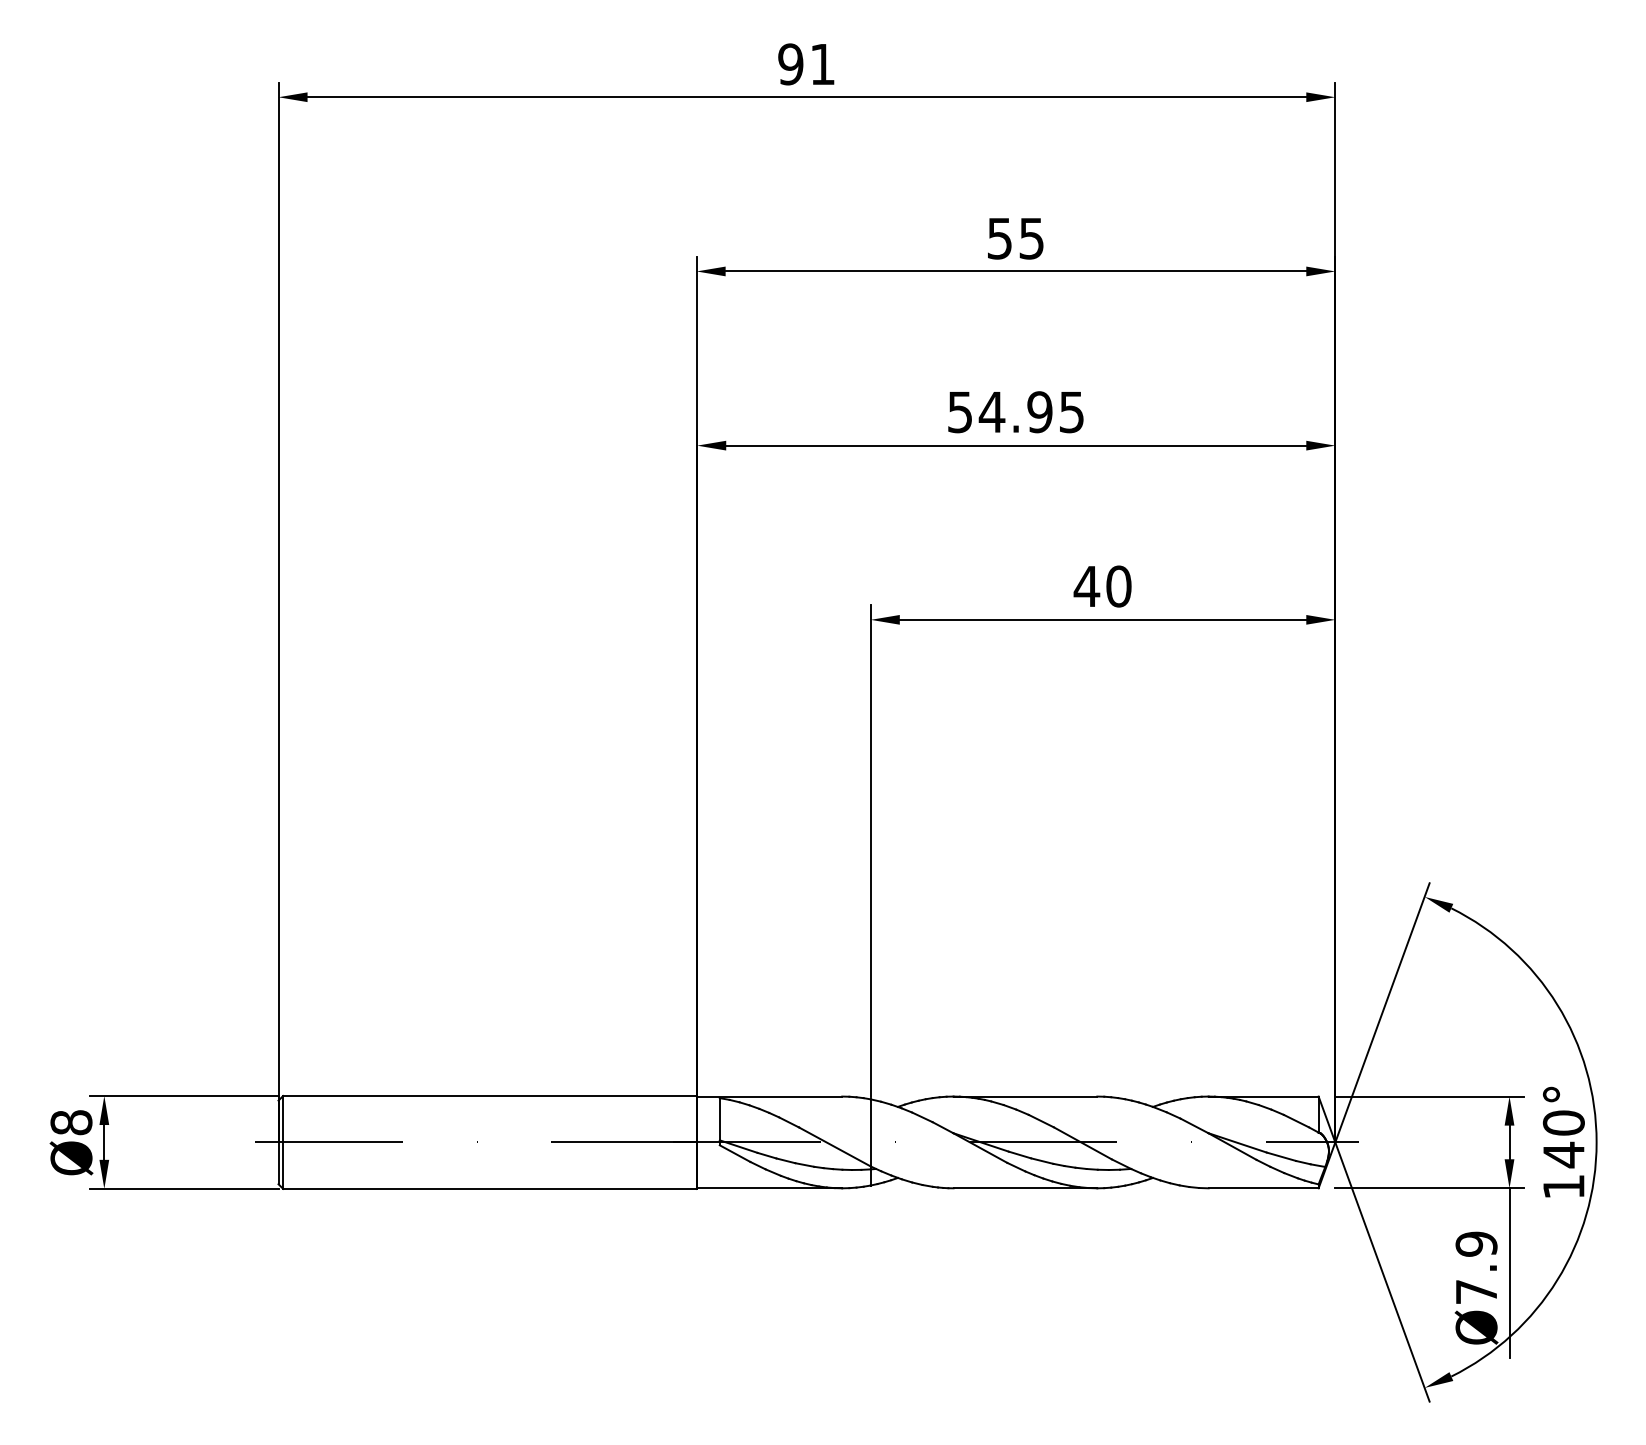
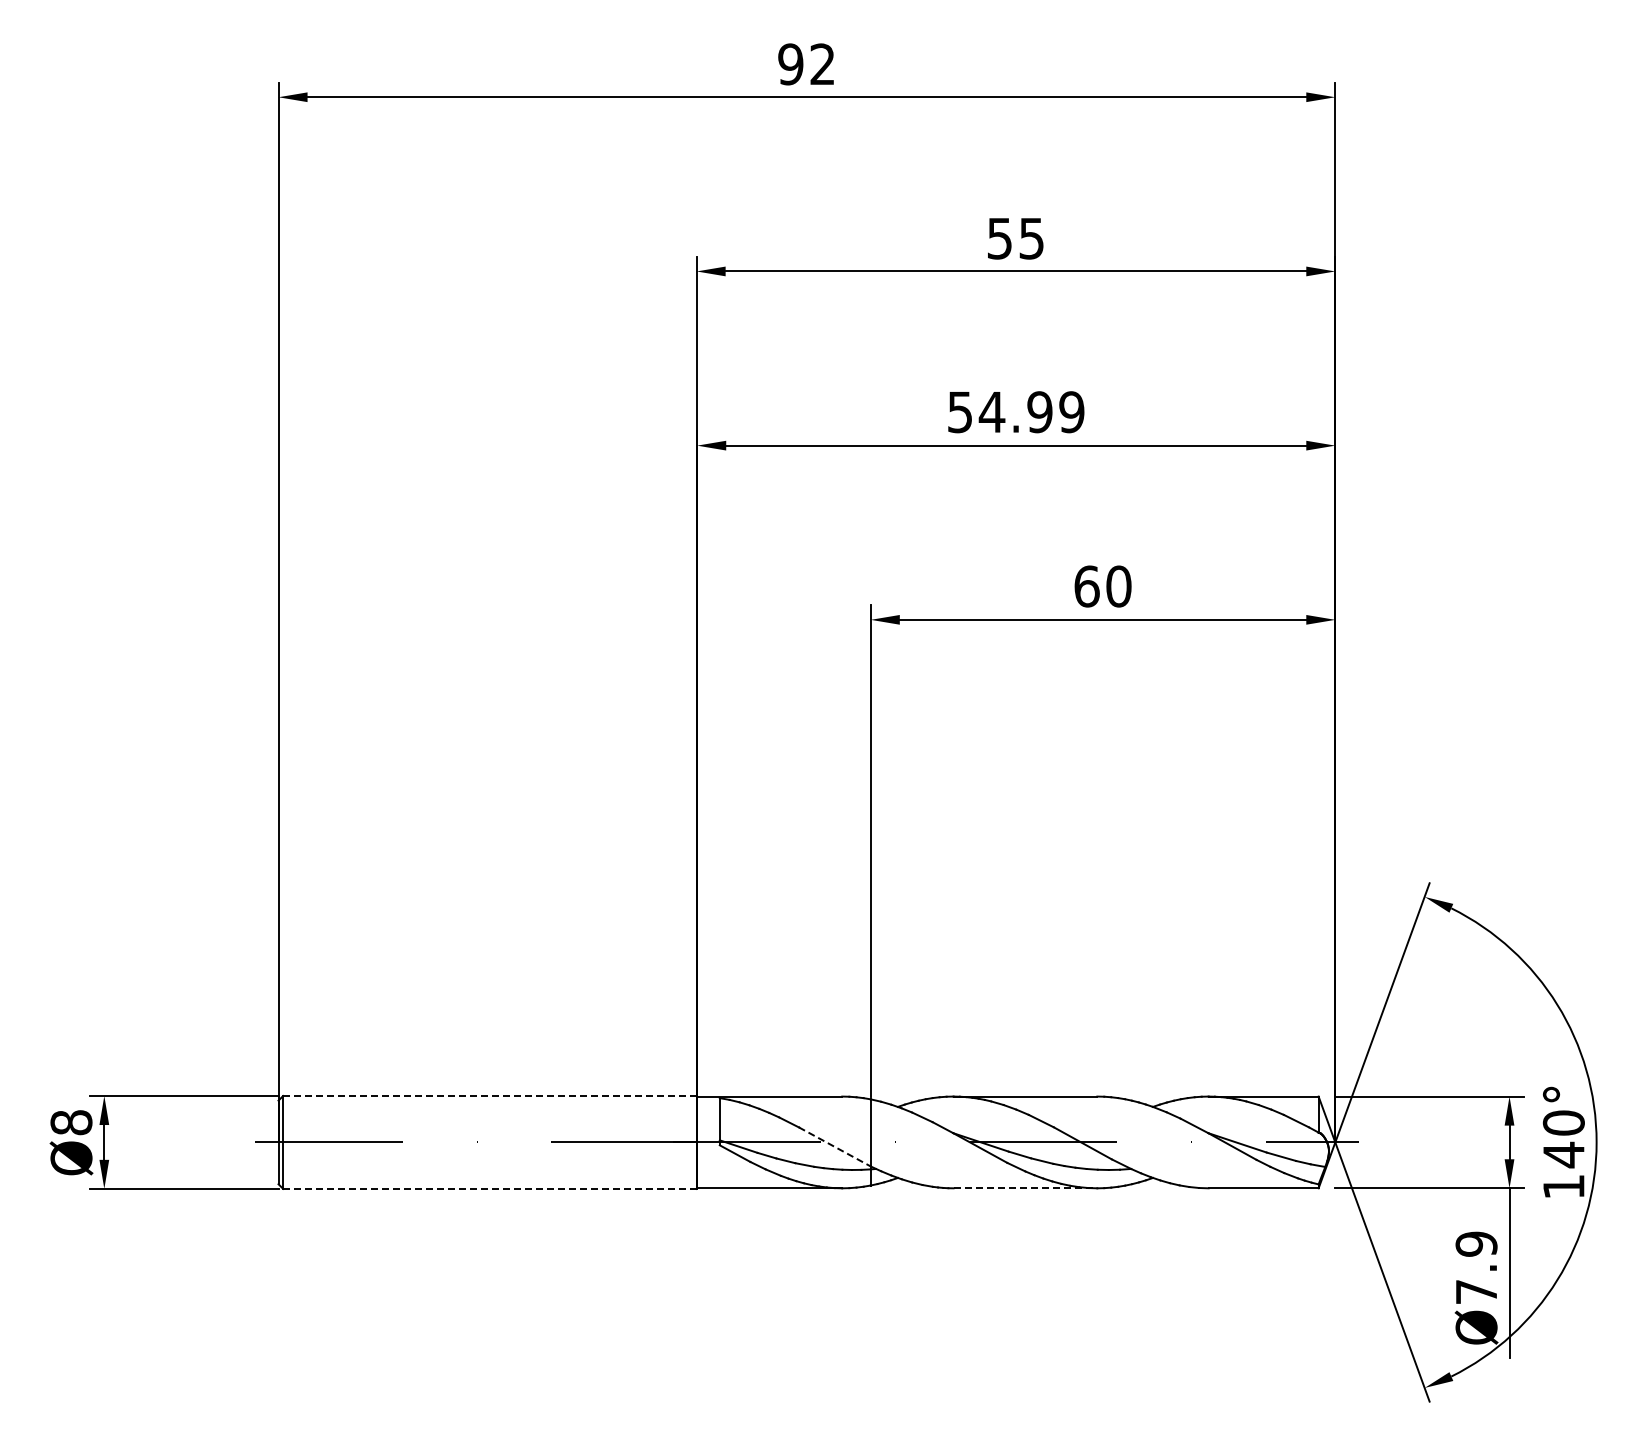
text: 91 -> 92 (822, 63)
text: 54.95 -> 54.99 (1071, 411)
text: 40 -> 60 (1086, 586)
line: solid -> dashed (489, 1095)
line: solid -> dashed (834, 1146)
line: solid -> dashed (489, 1188)
line: solid -> dashed (1025, 1188)
